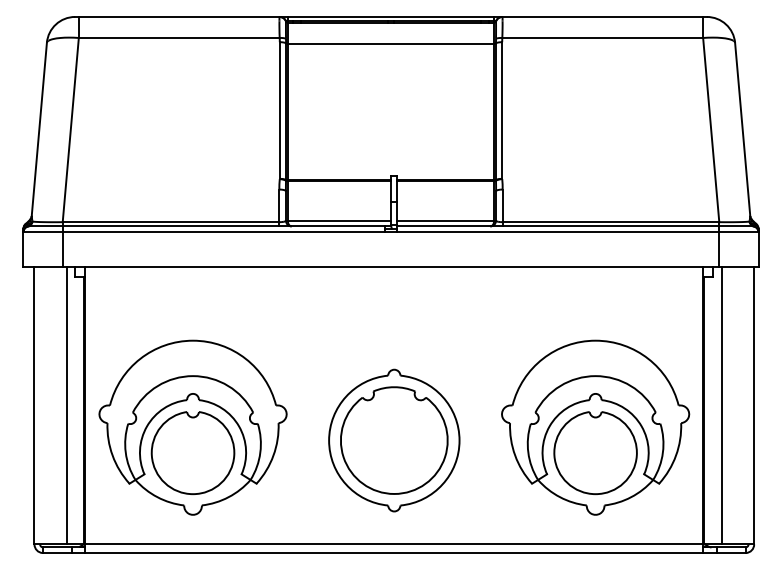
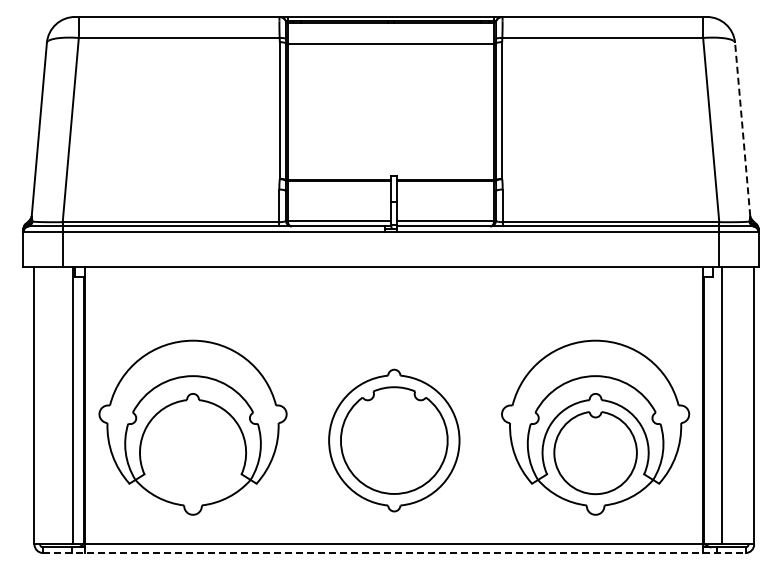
line: solid -> dashed (742, 129)
line position: (66, 405) -> (72, 405) (72, 405)
part: present -> none (192, 453)
line: solid -> dashed (394, 553)
